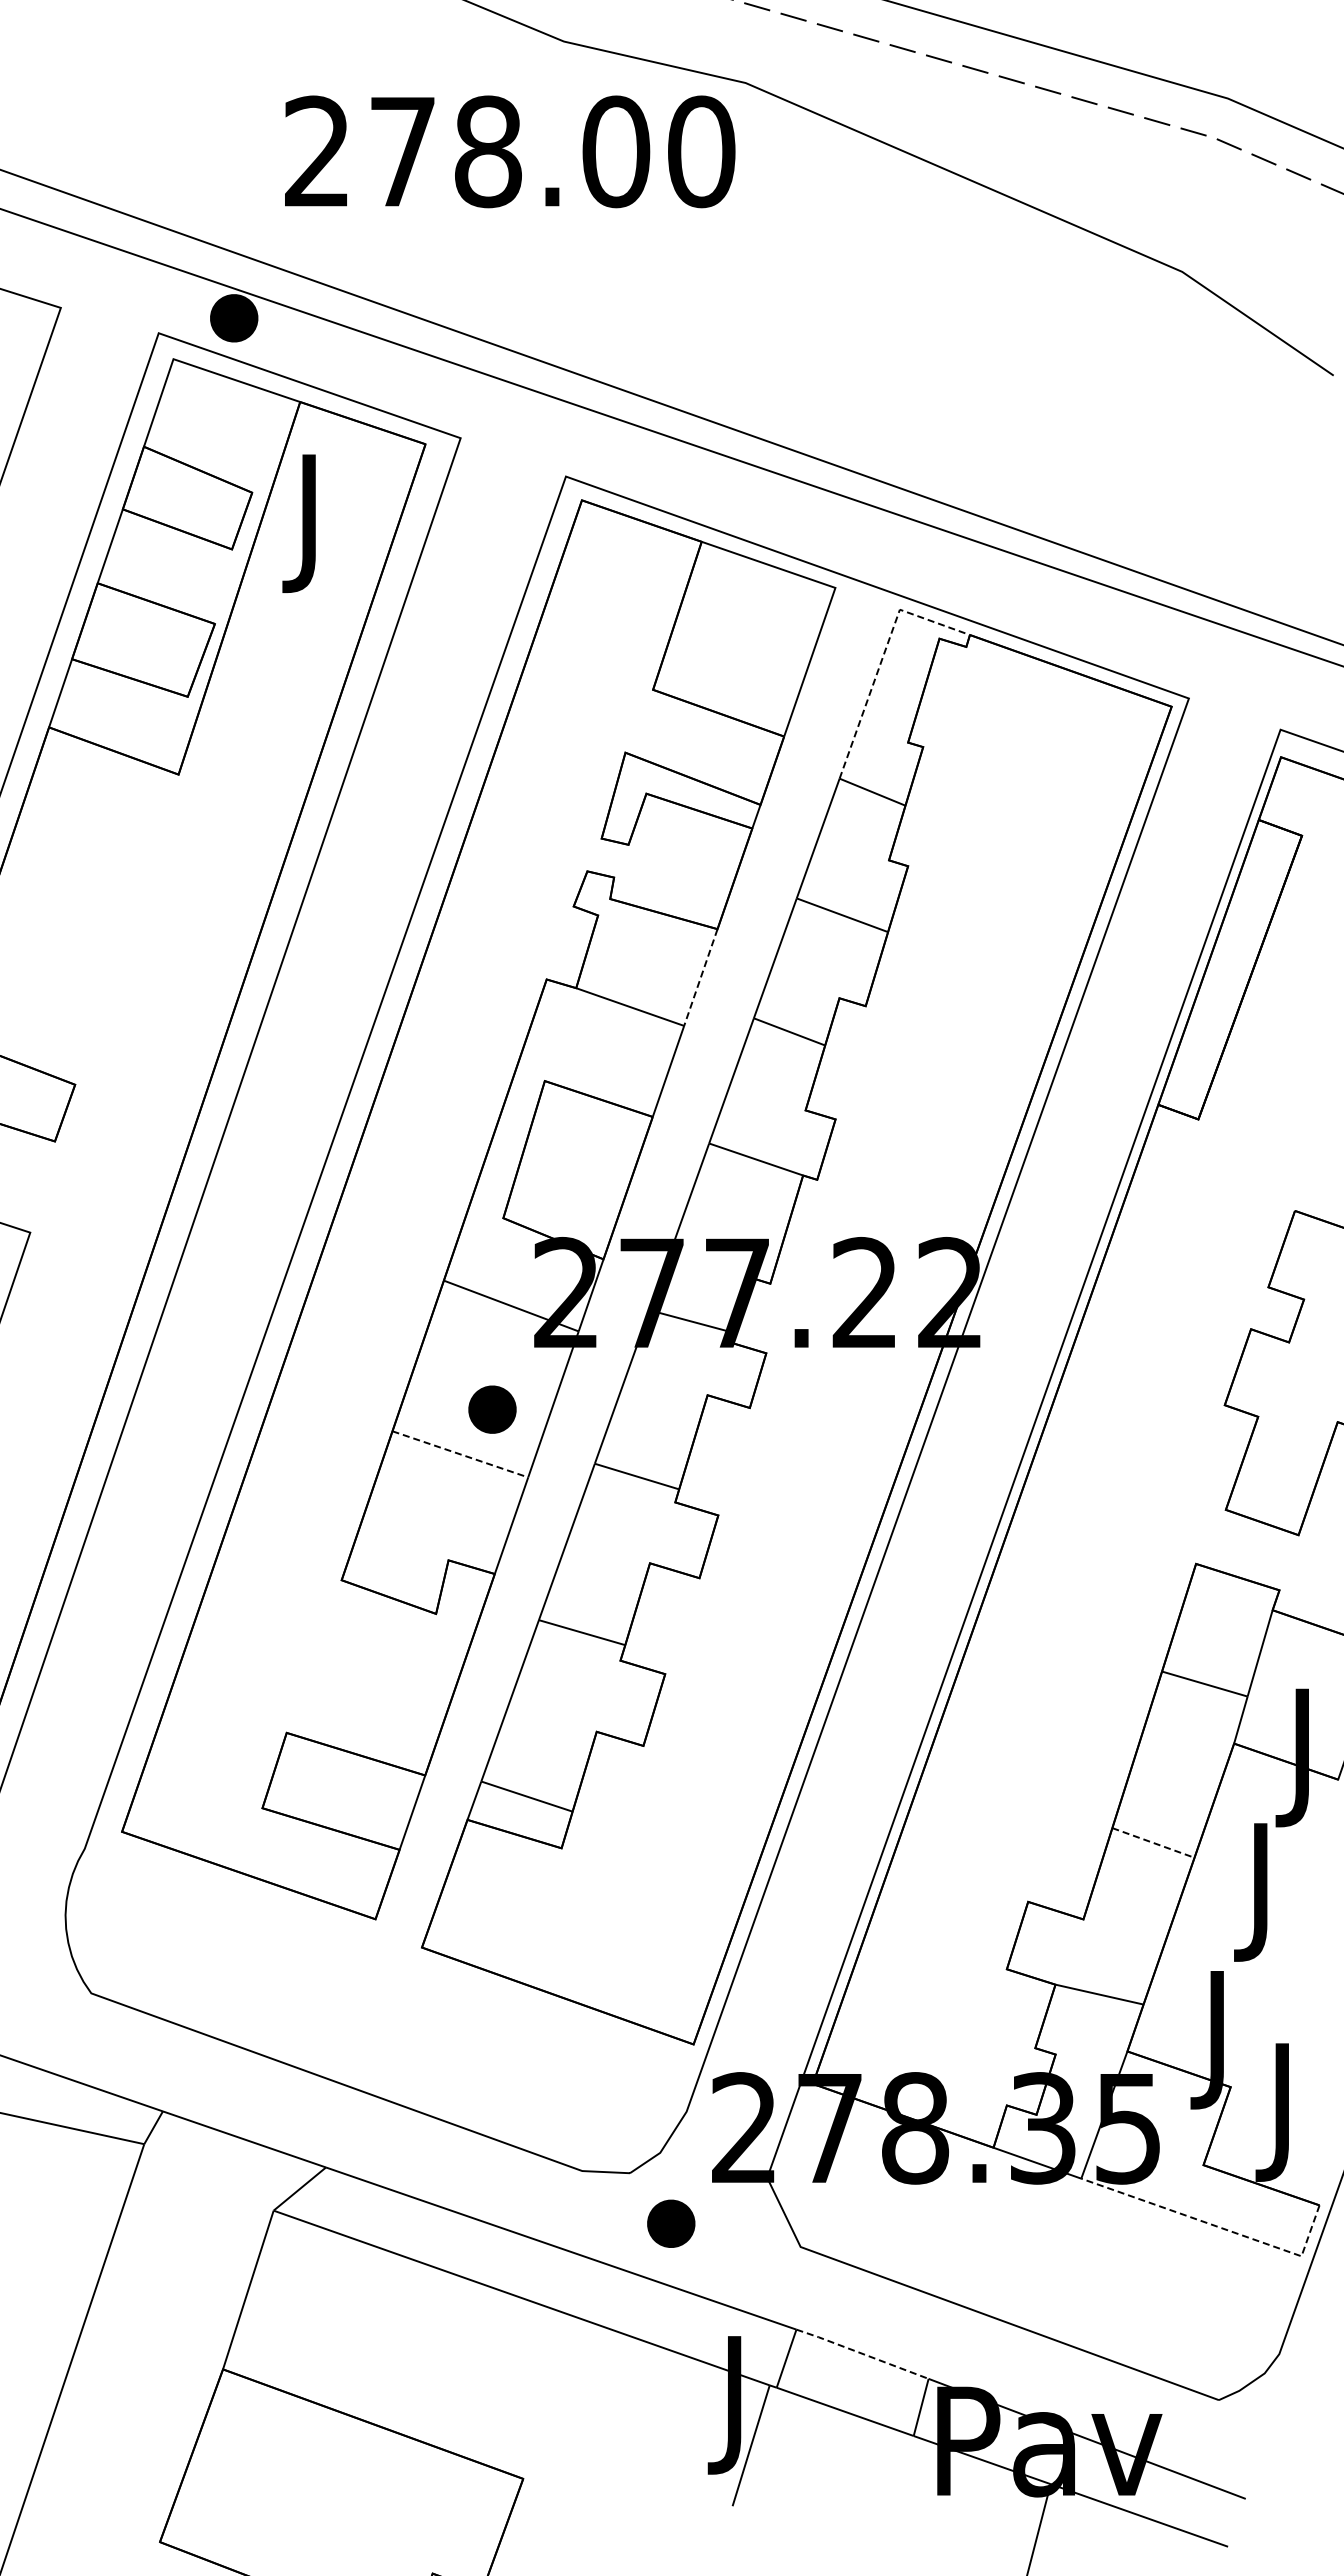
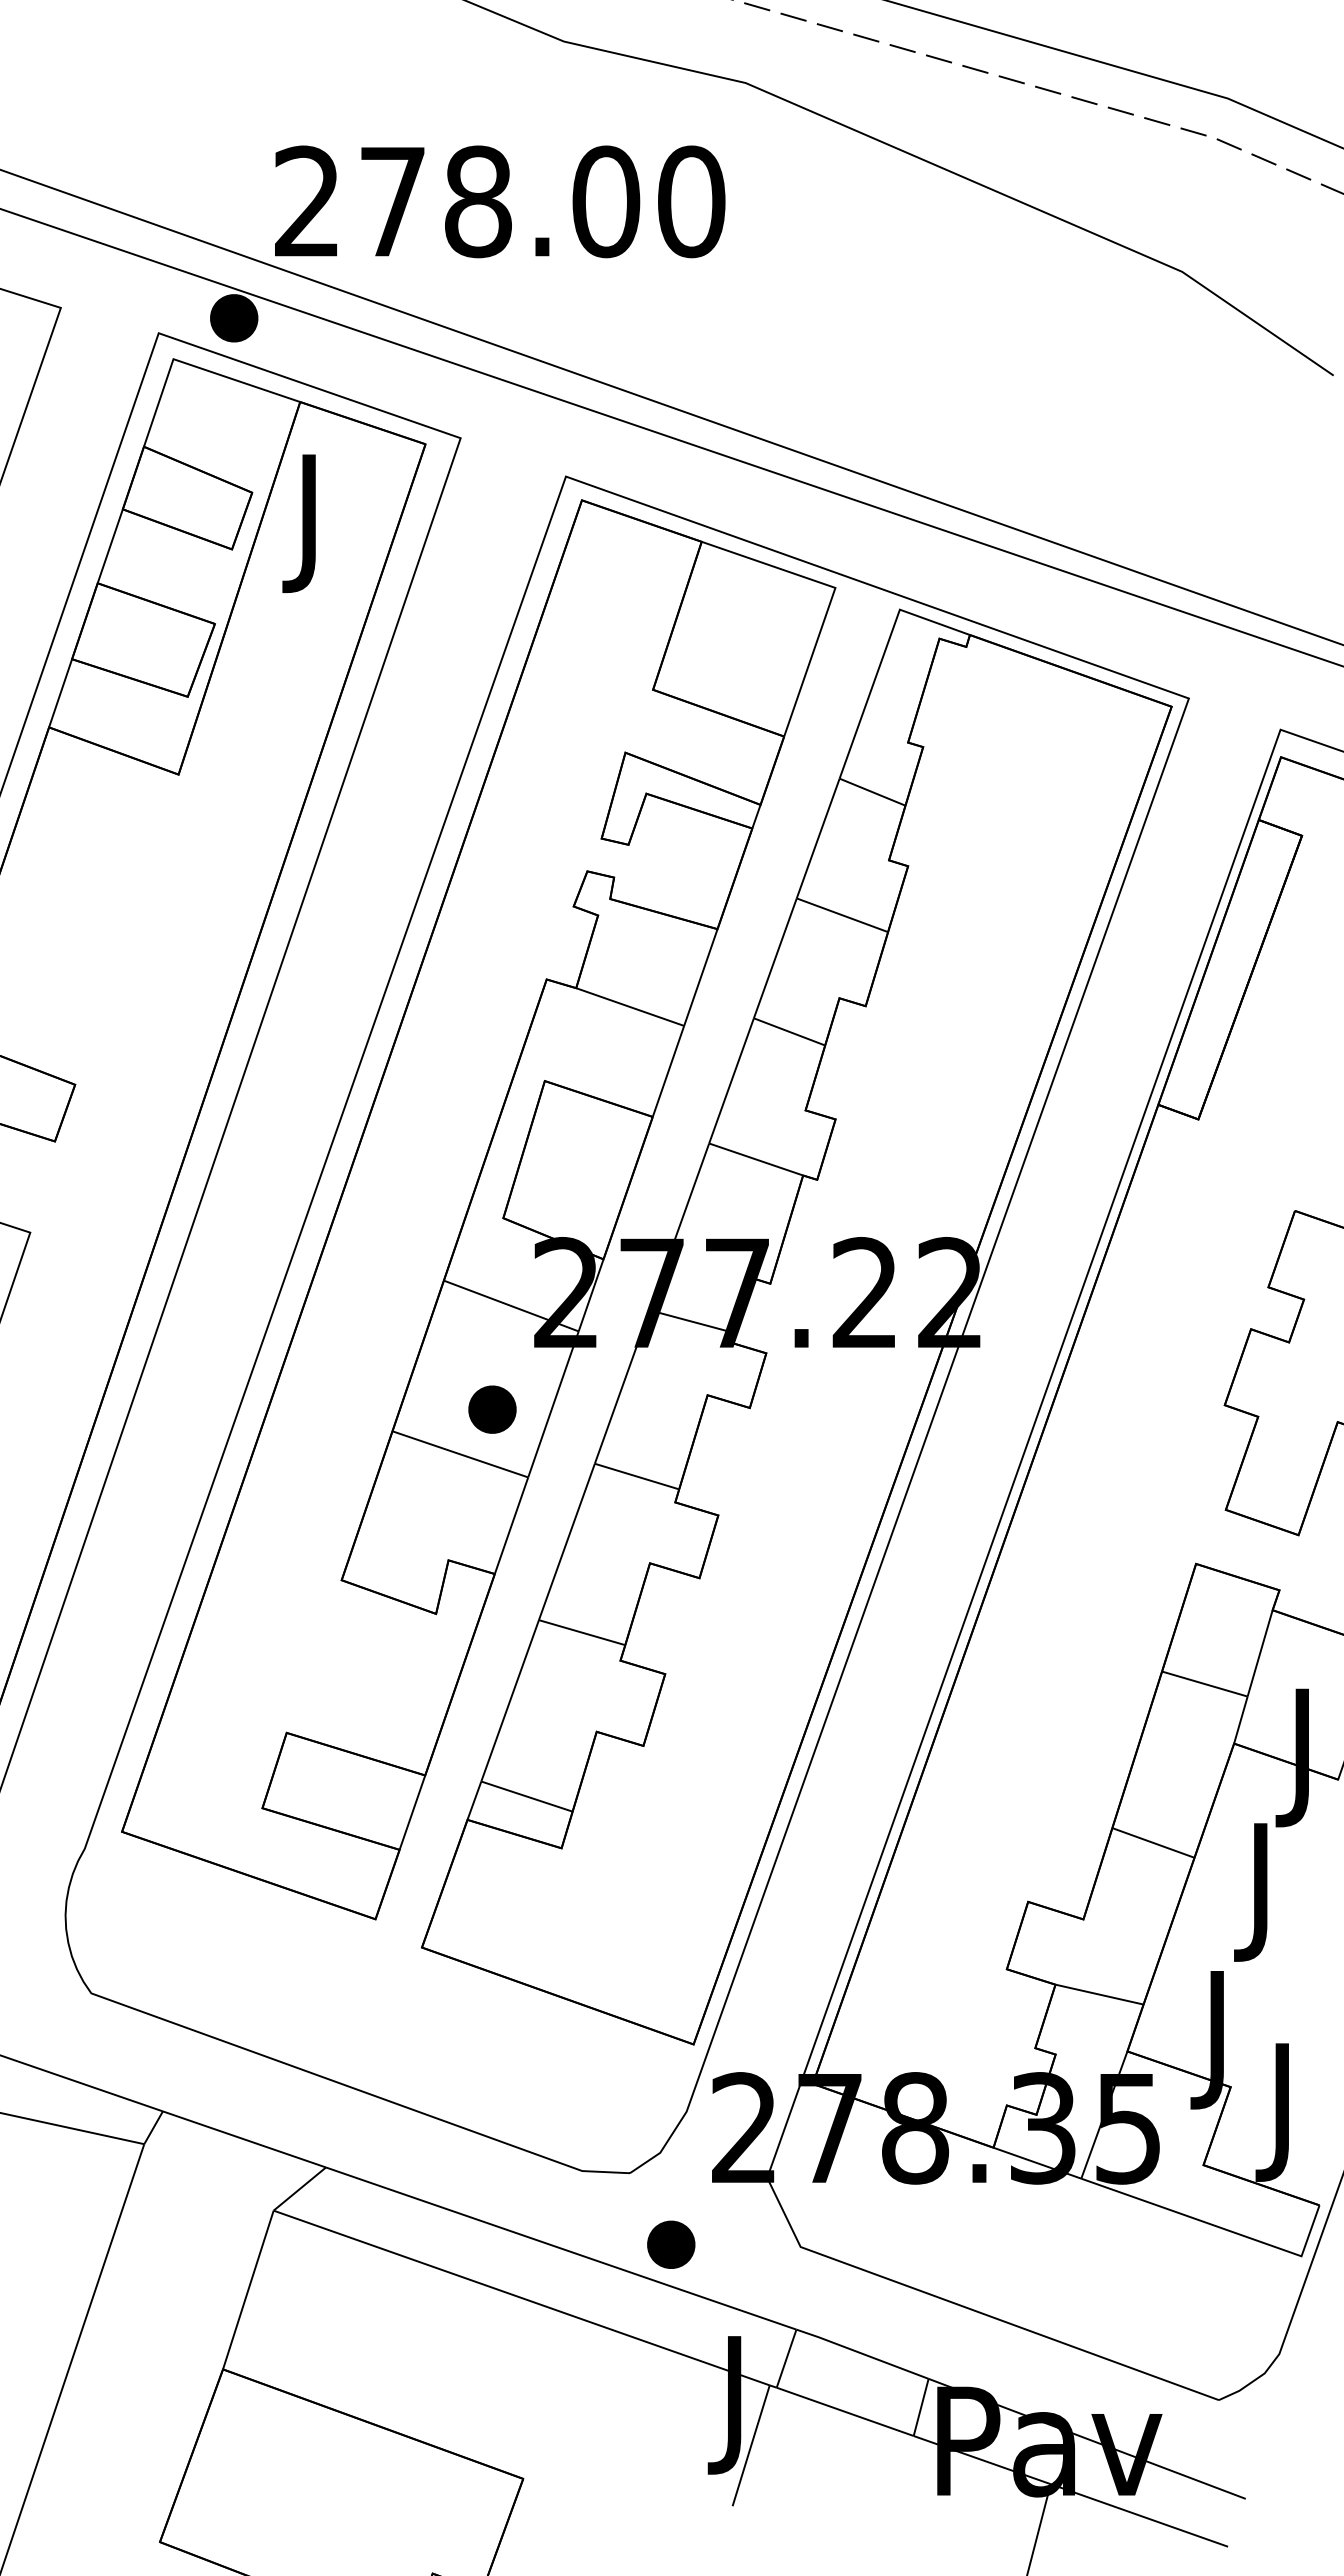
text position: (510, 151) -> (500, 201) (500, 201)
line: dashed -> solid (882, 658)
line: dashed -> solid (700, 978)
line: dashed -> solid (460, 1454)
line: dashed -> solid (1153, 1842)
part position: (671, 2223) -> (671, 2244) (671, 2244)
line: dashed -> solid (1217, 2226)
line: dashed -> solid (862, 2353)
